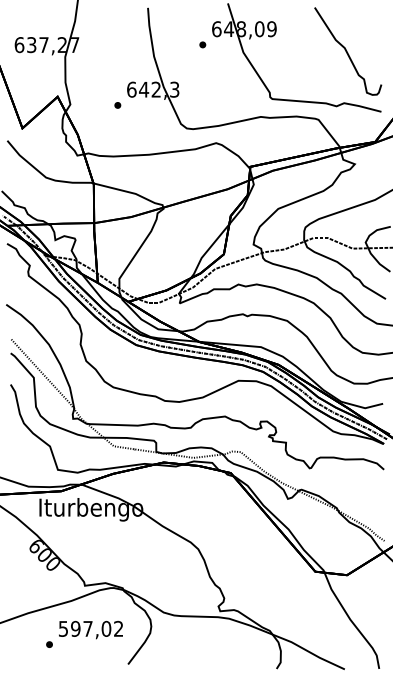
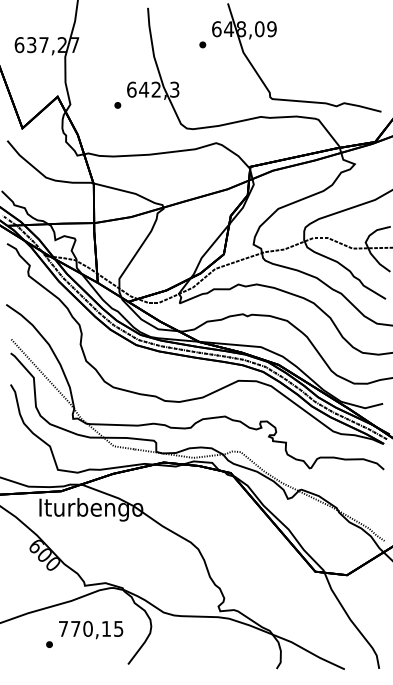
curve: present -> none (347, 51)
text: 597,02 -> 770,15 (91, 628)
